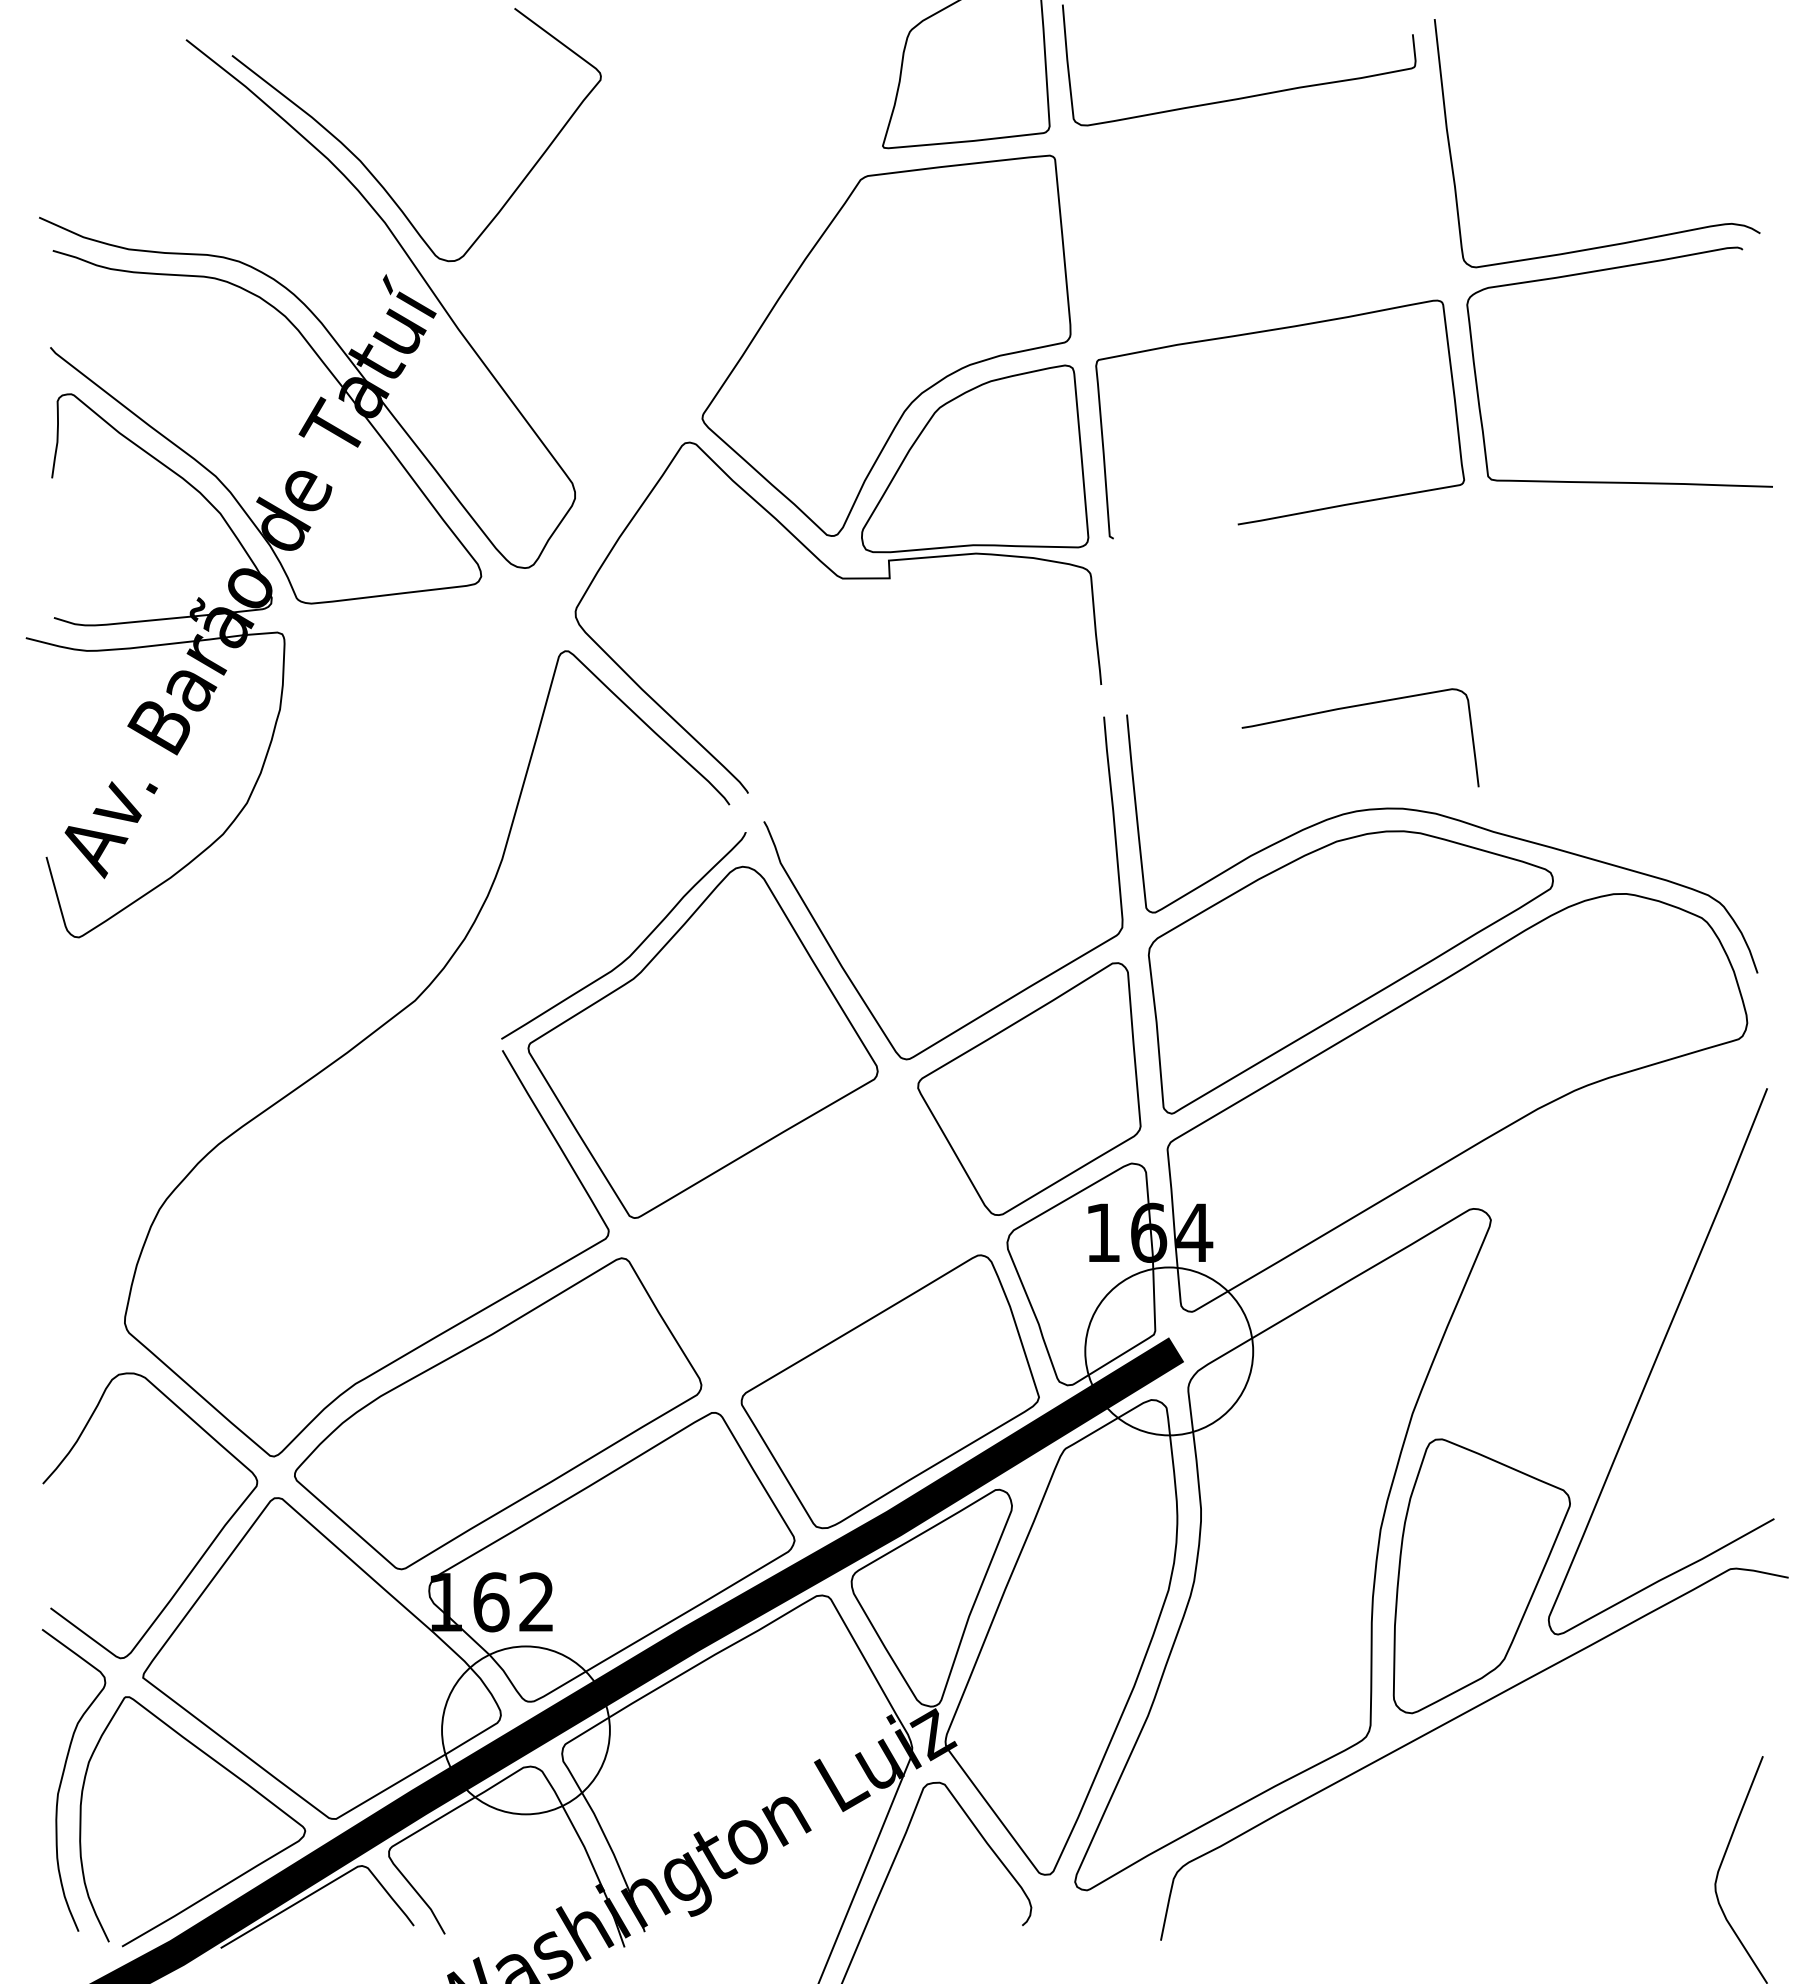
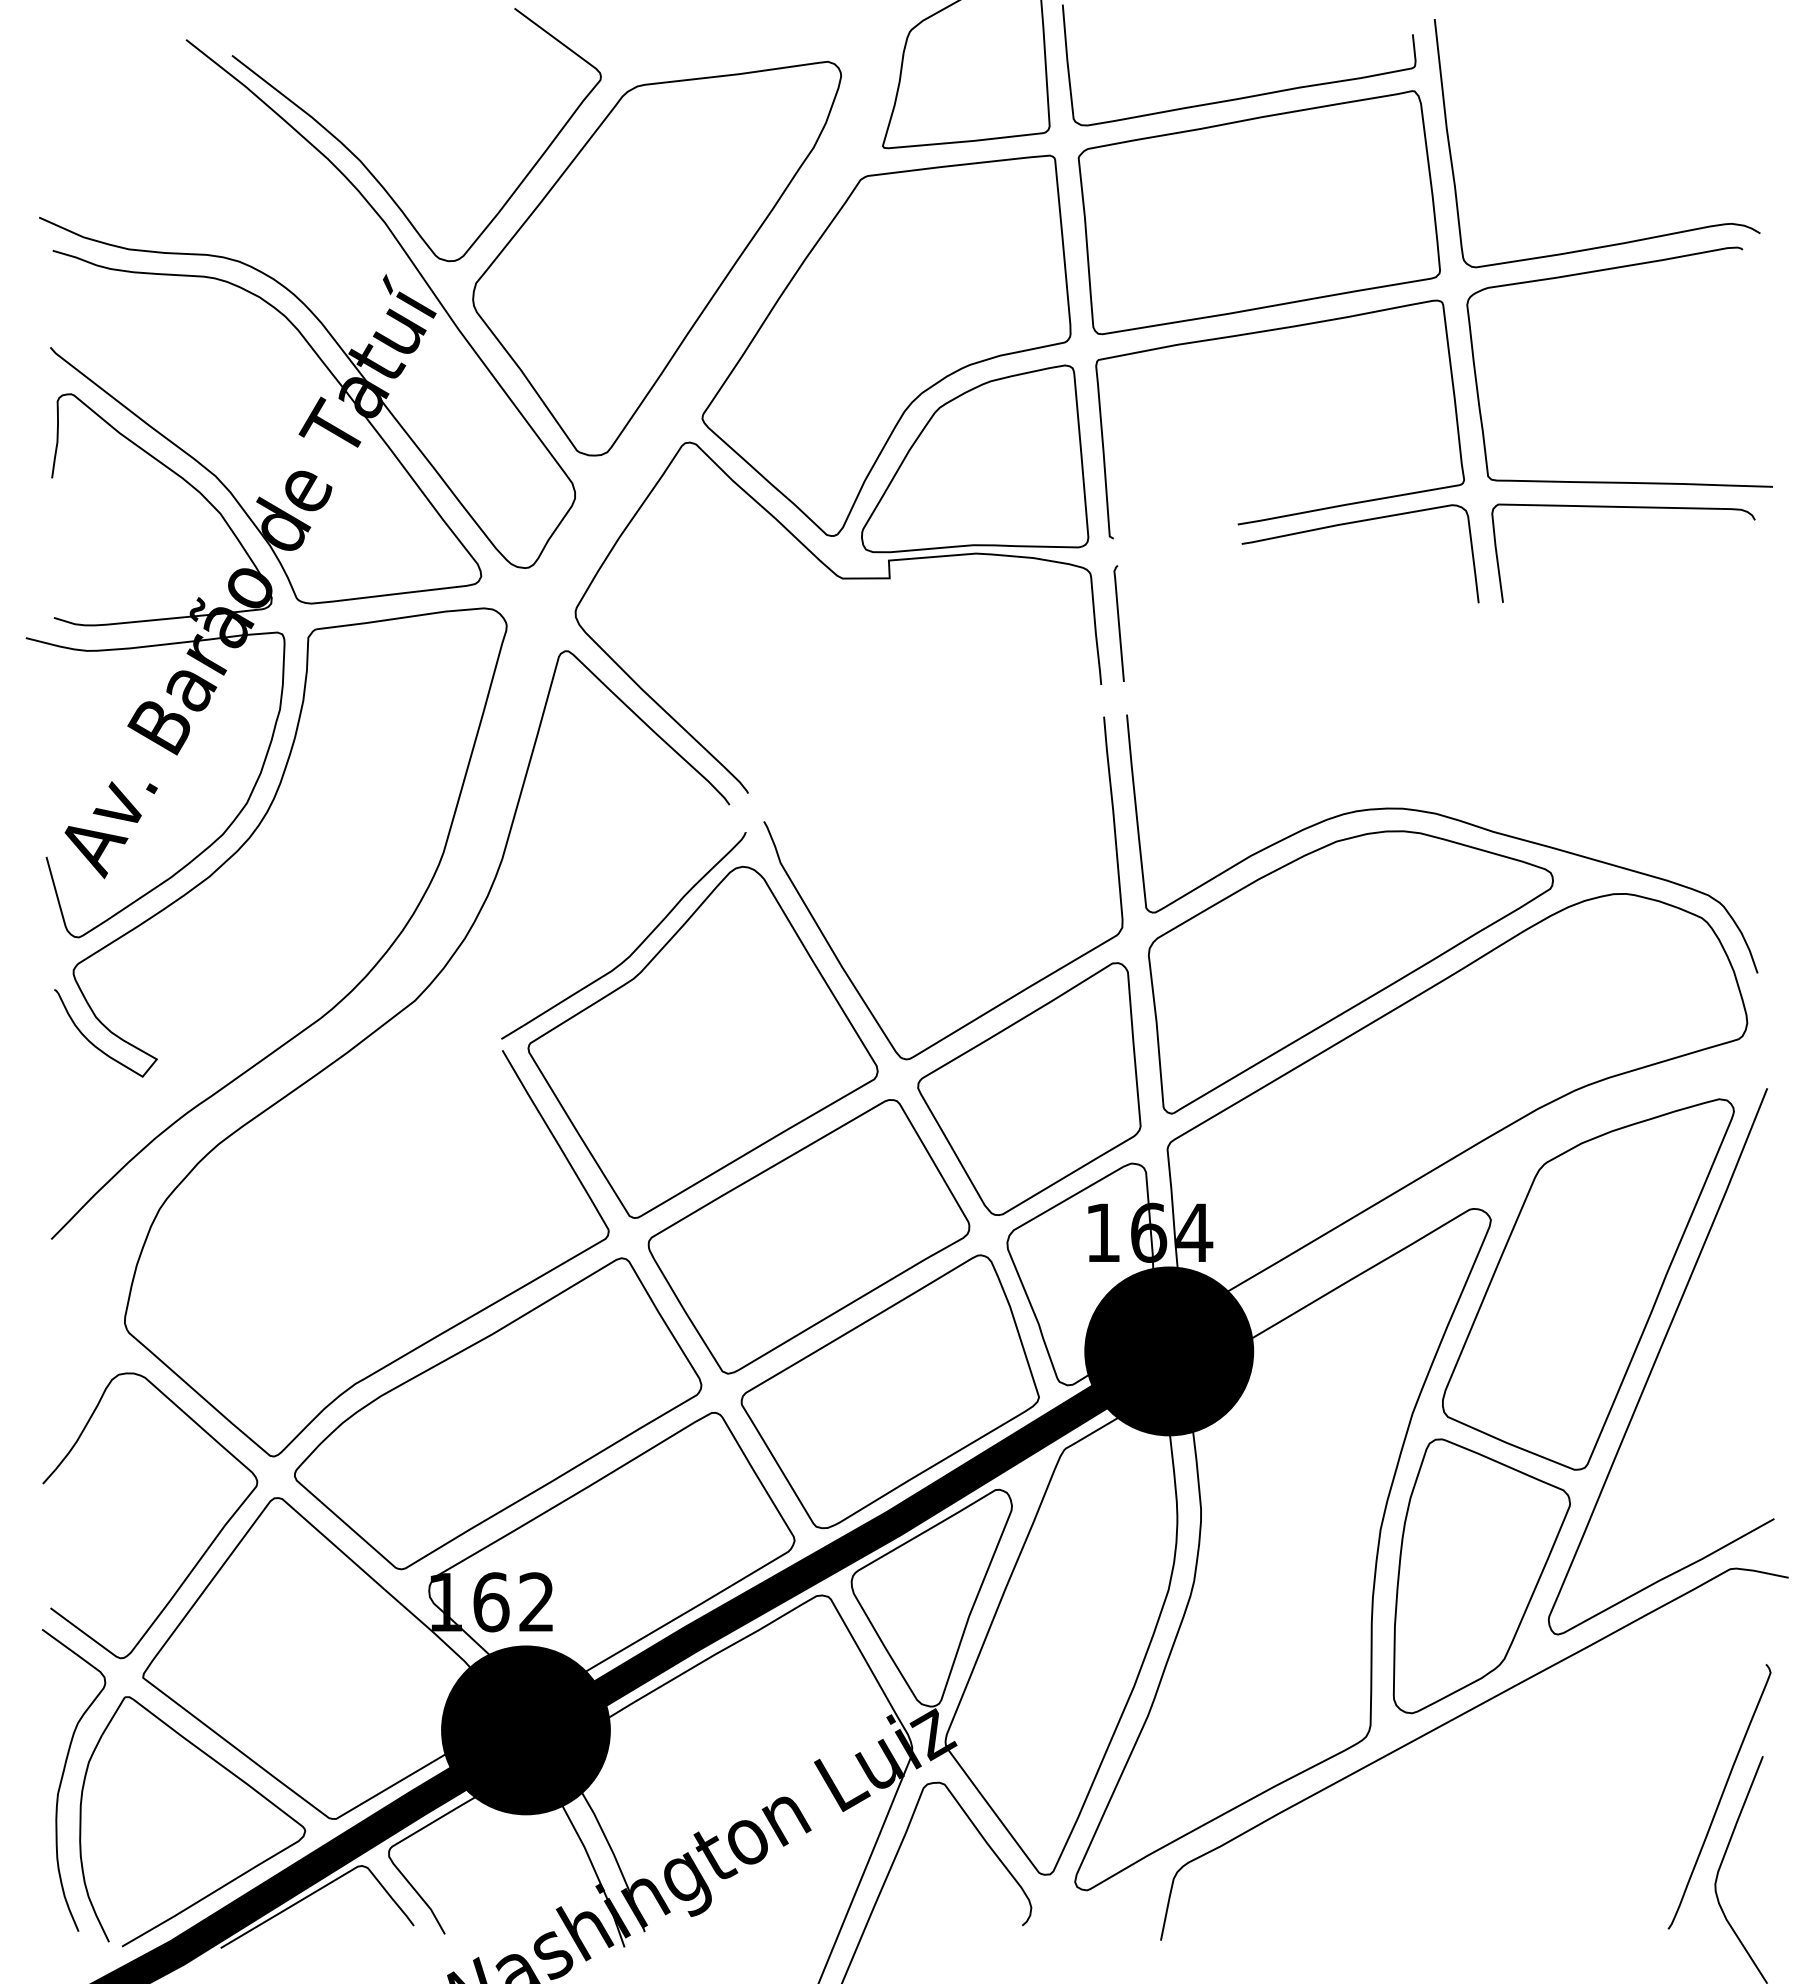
part: none -> present (1258, 212)
part: none -> present (656, 258)
curve: none -> present (1631, 508)
curve: none -> present (1118, 623)
curve position: (1354, 707) -> (1354, 523) (1354, 523)
curve: none -> present (222, 866)
part: none -> present (808, 1236)
part: none -> present (1588, 1284)
fill: none -> present (1169, 1351)
fill: none -> present (525, 1730)
curve: none -> present (1720, 1796)
